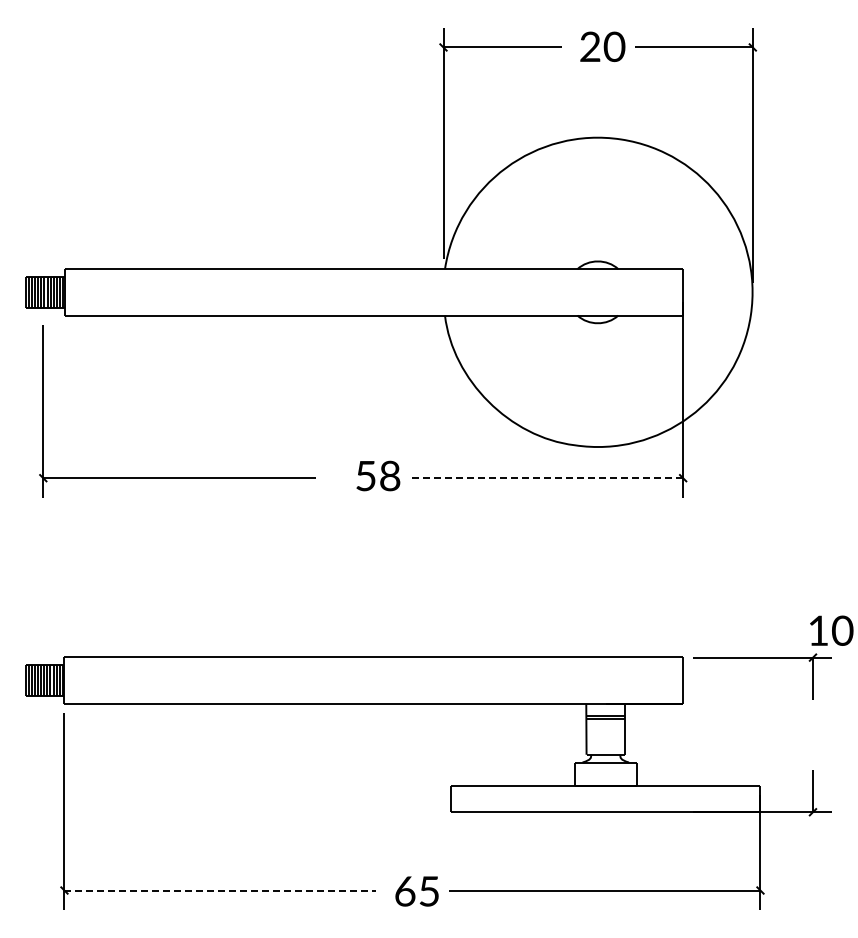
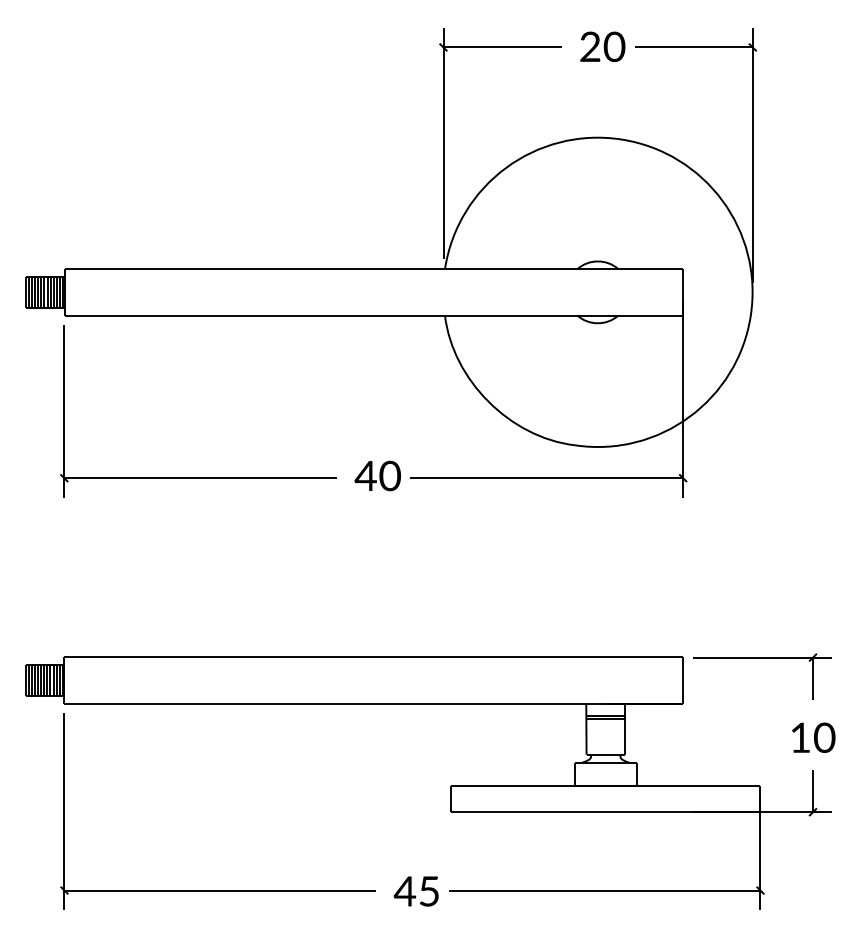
text: 58 -> 40 (377, 476)
part position: (177, 477) -> (198, 477) (198, 477)
line: dashed -> solid (546, 478)
text position: (831, 630) -> (813, 737) (813, 737)
line: dashed -> solid (220, 890)
text: 65 -> 45 (404, 891)
